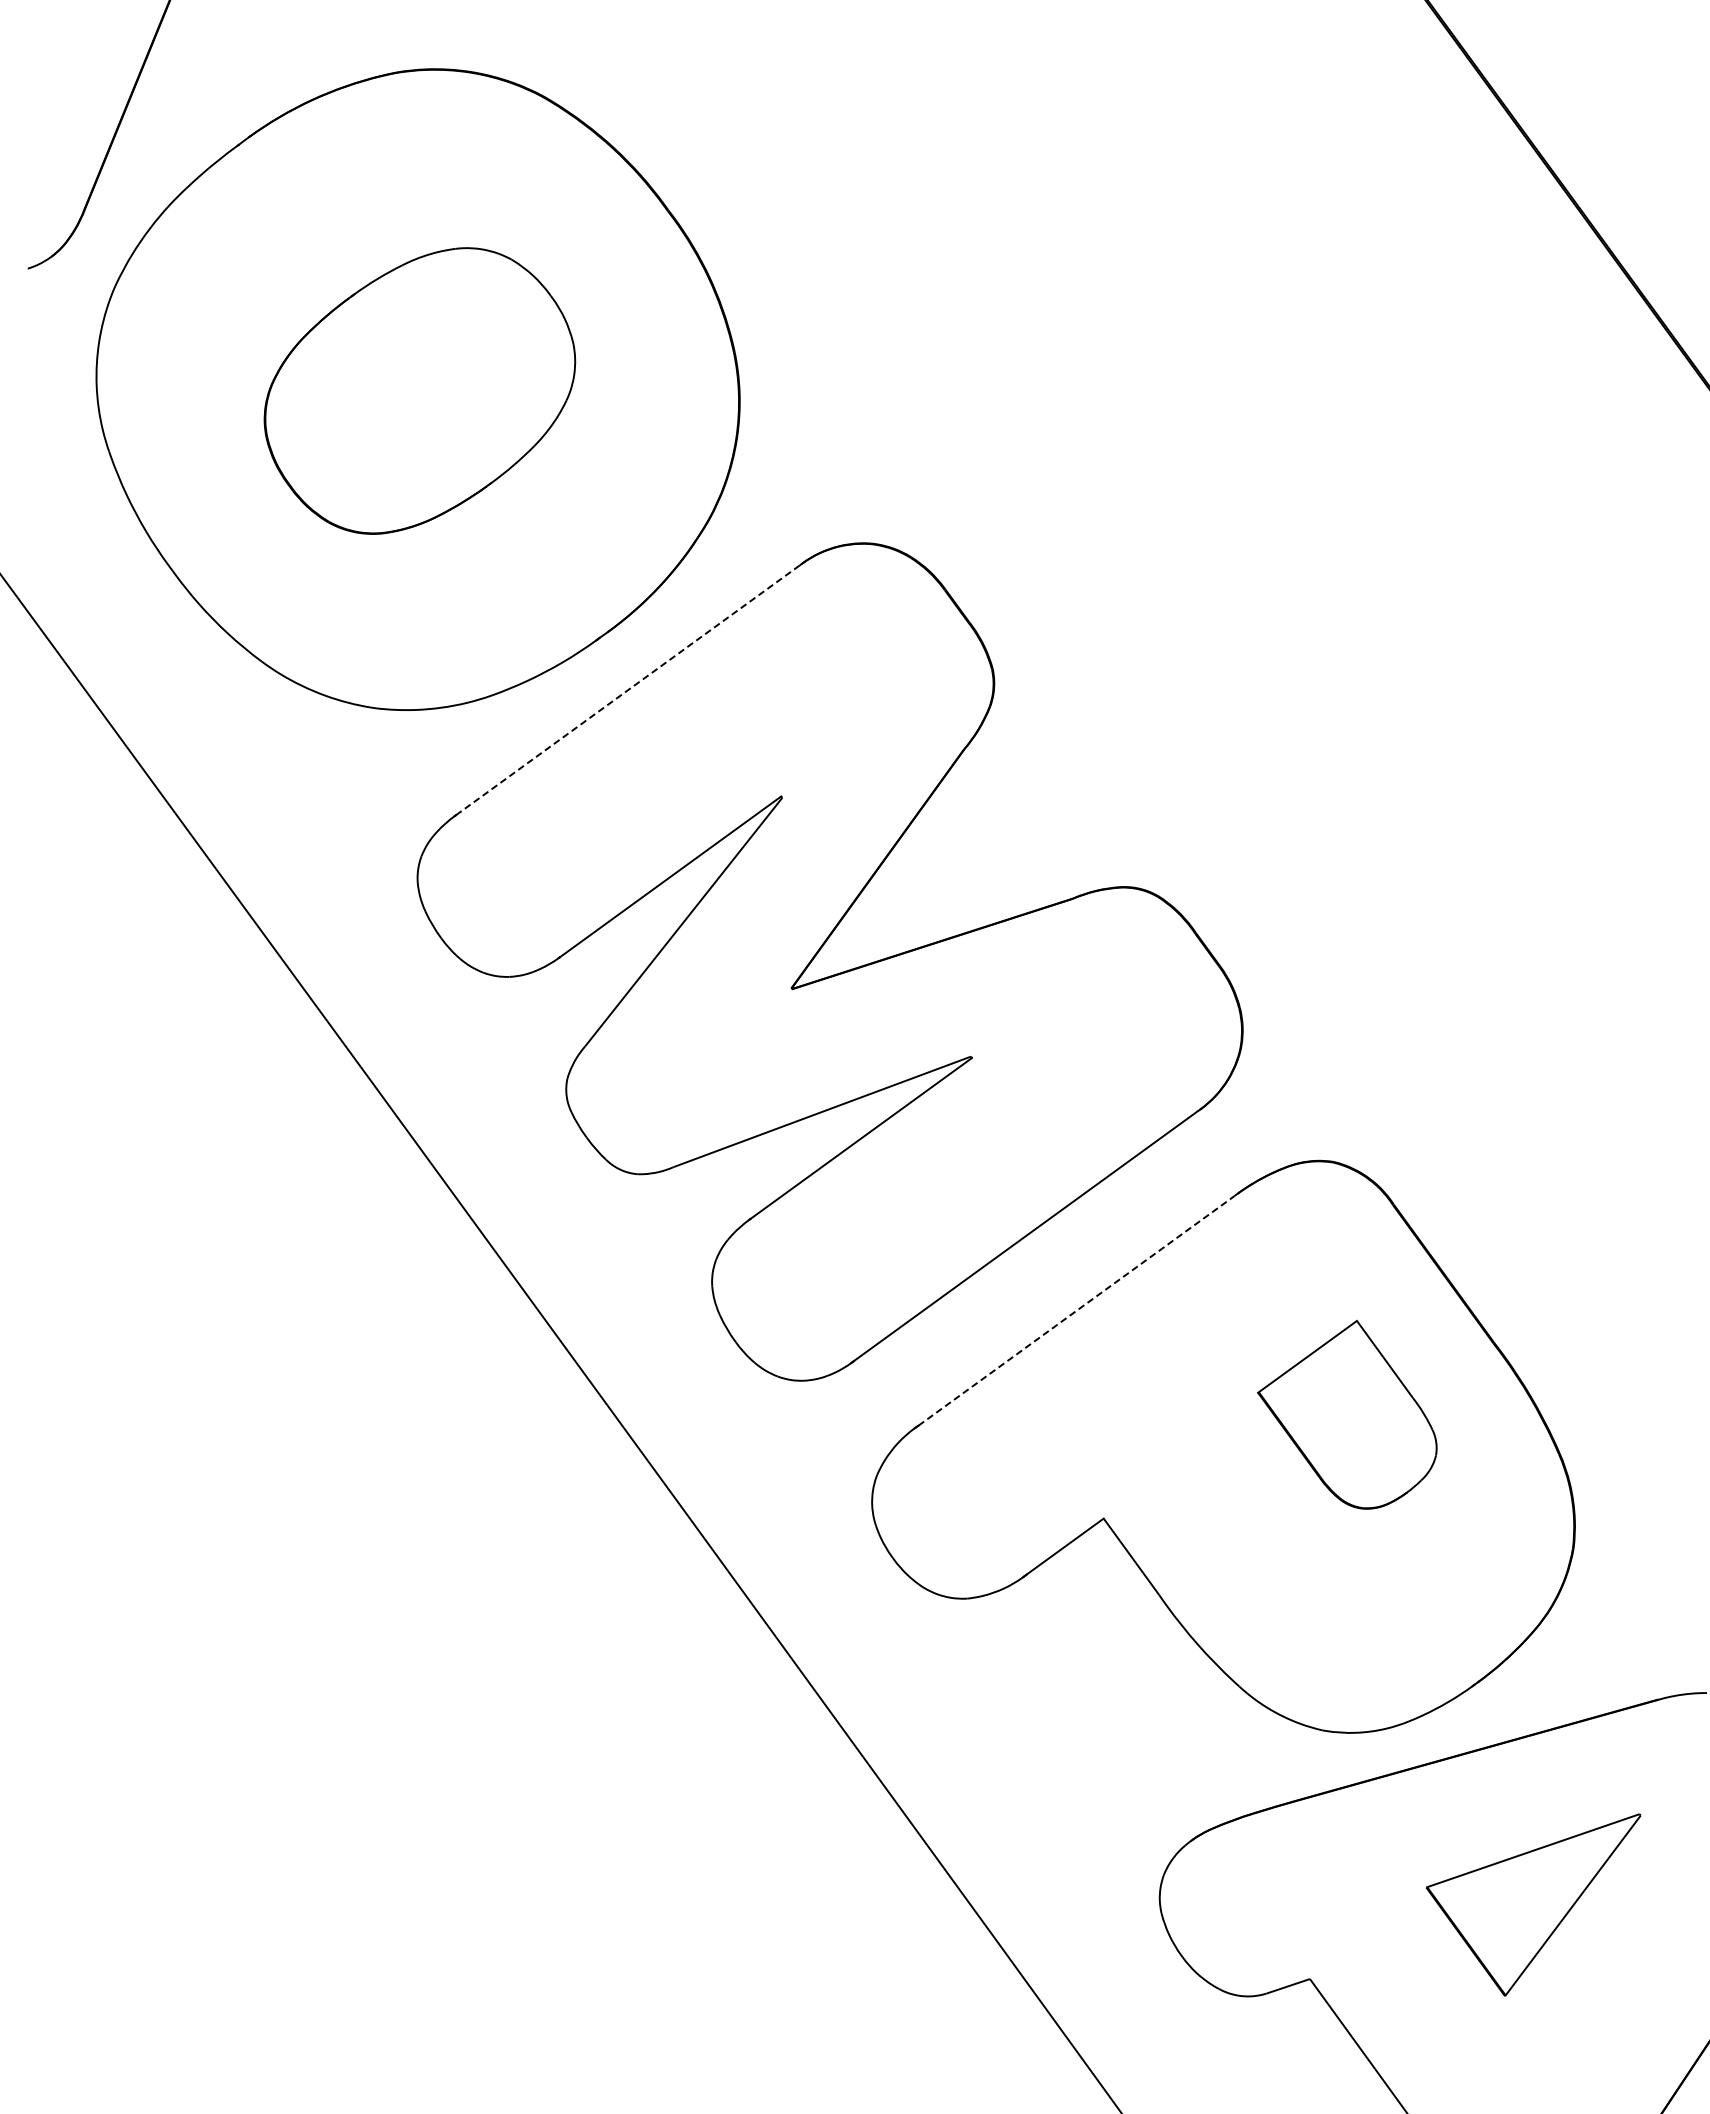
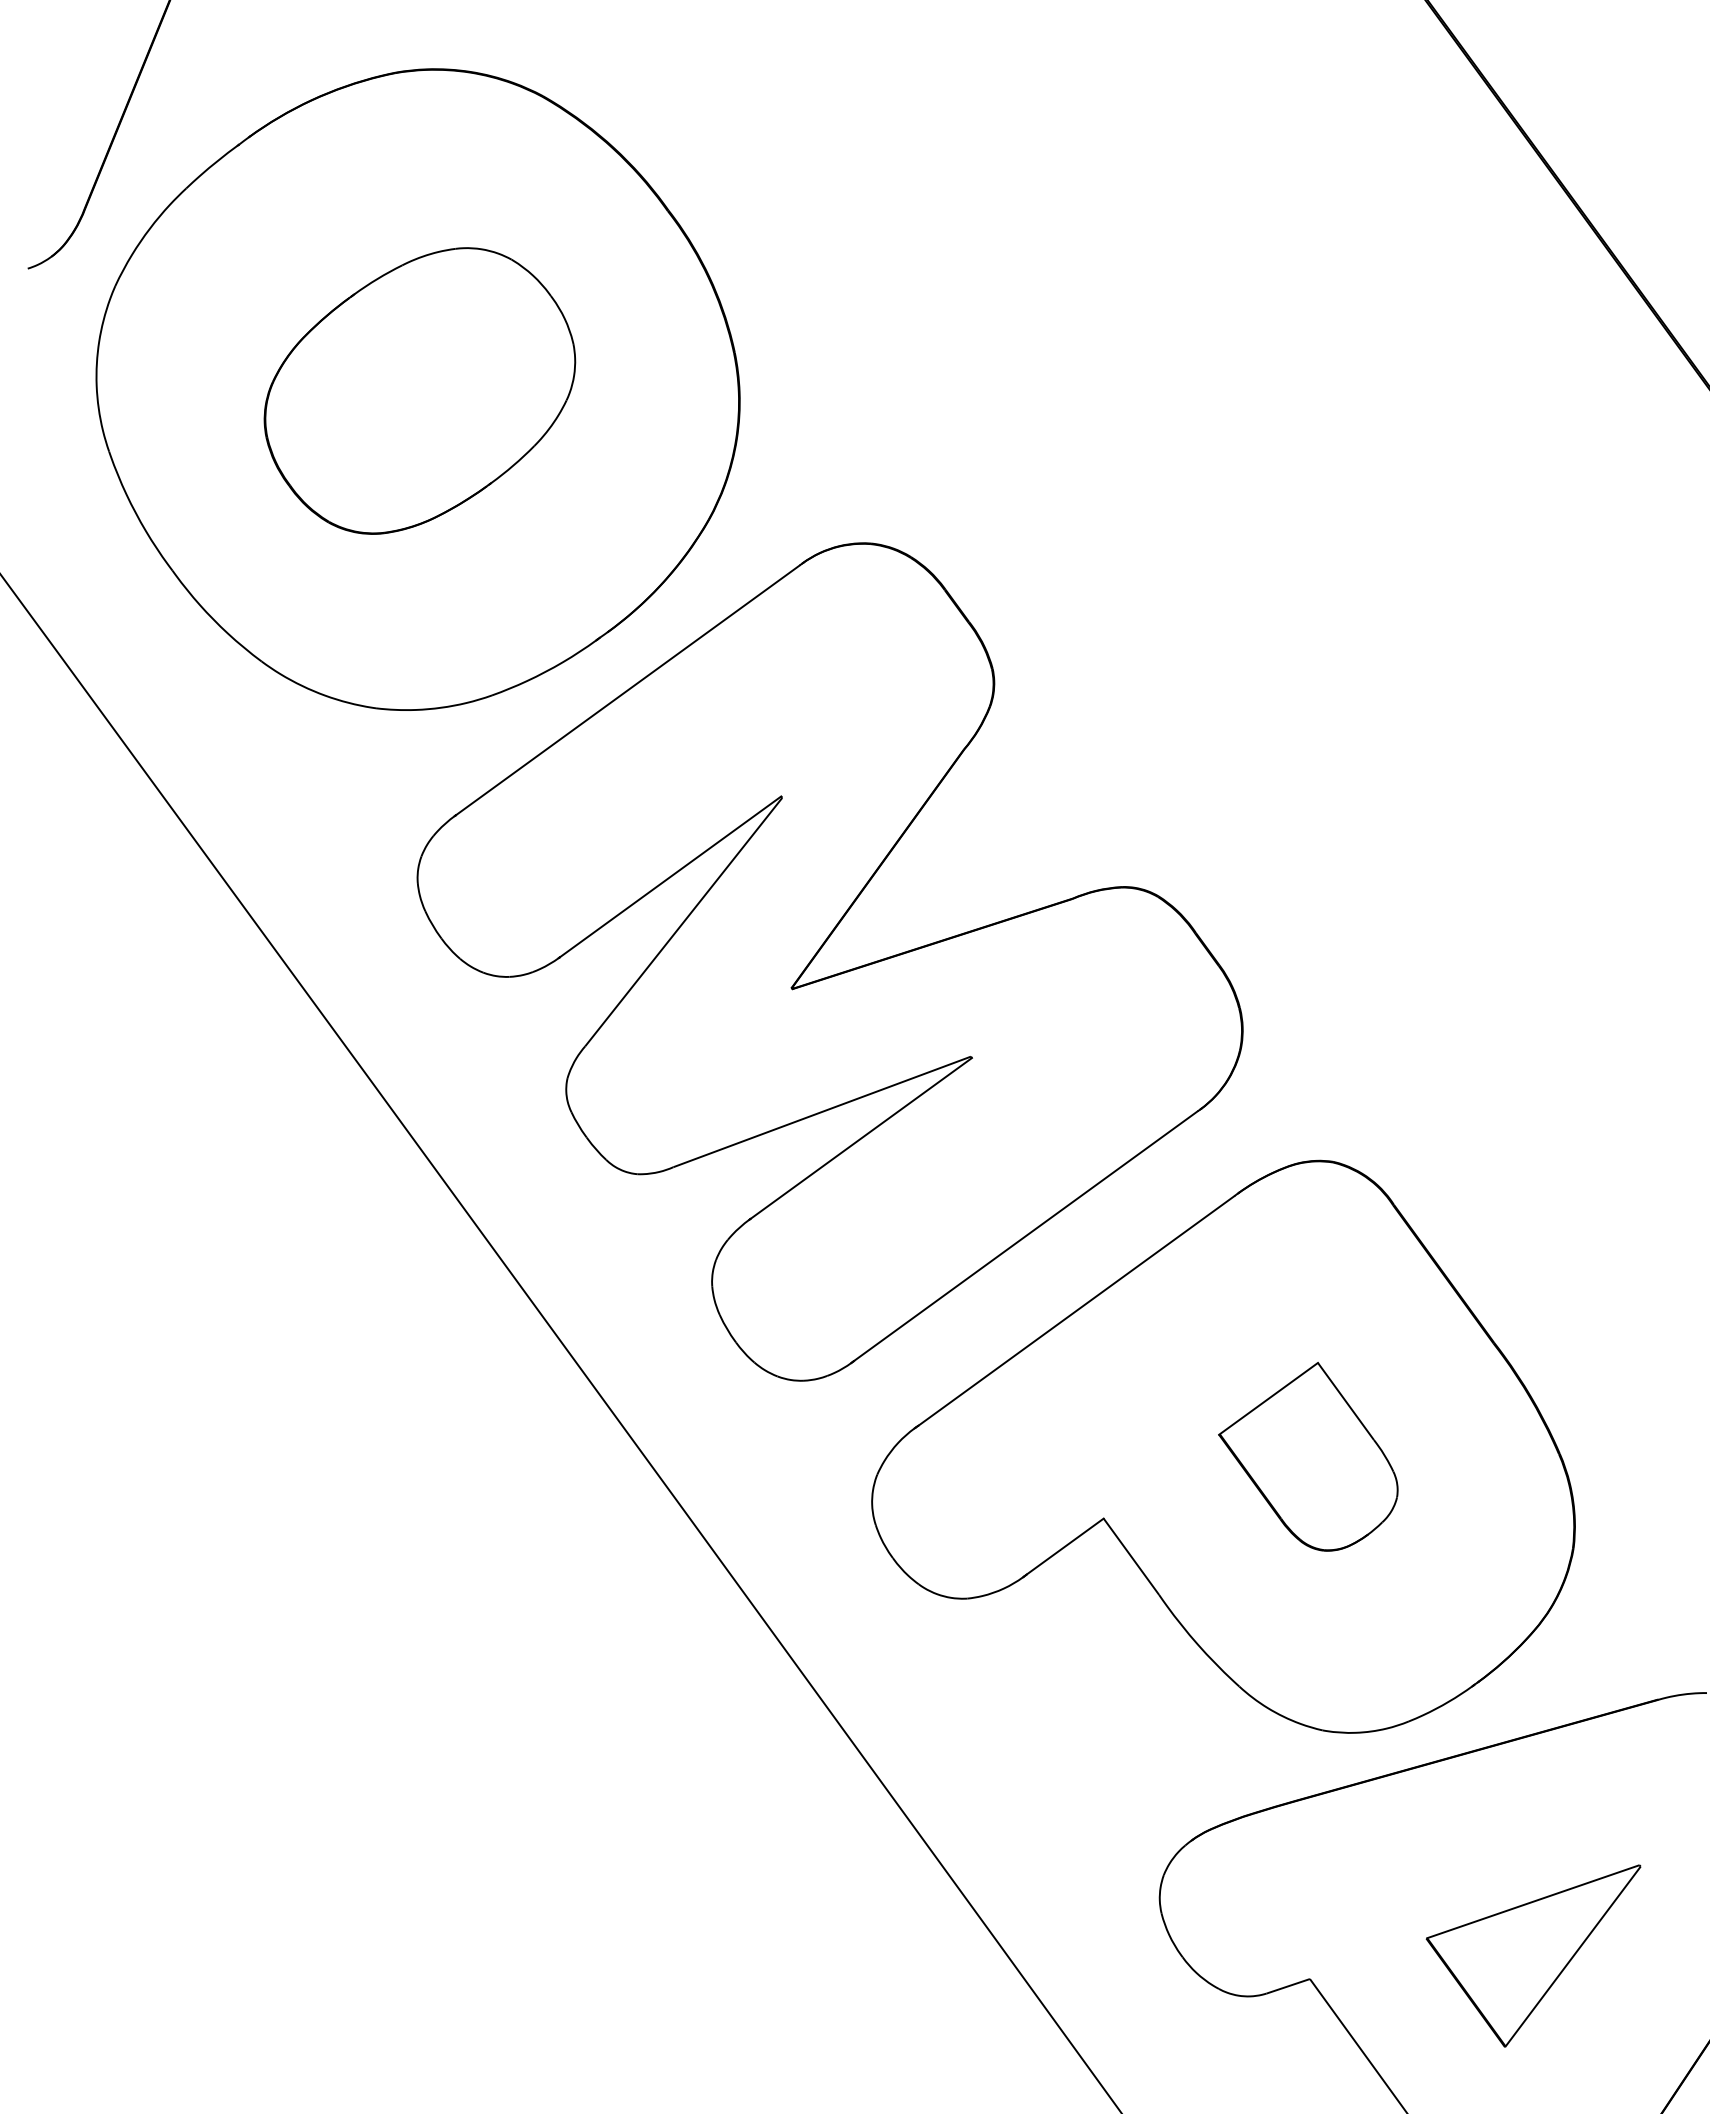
line: dashed -> solid (628, 690)
line: dashed -> solid (1076, 1310)
part position: (1347, 1414) -> (1308, 1456) (1308, 1456)
part position: (1533, 1904) -> (1533, 1955) (1533, 1955)
